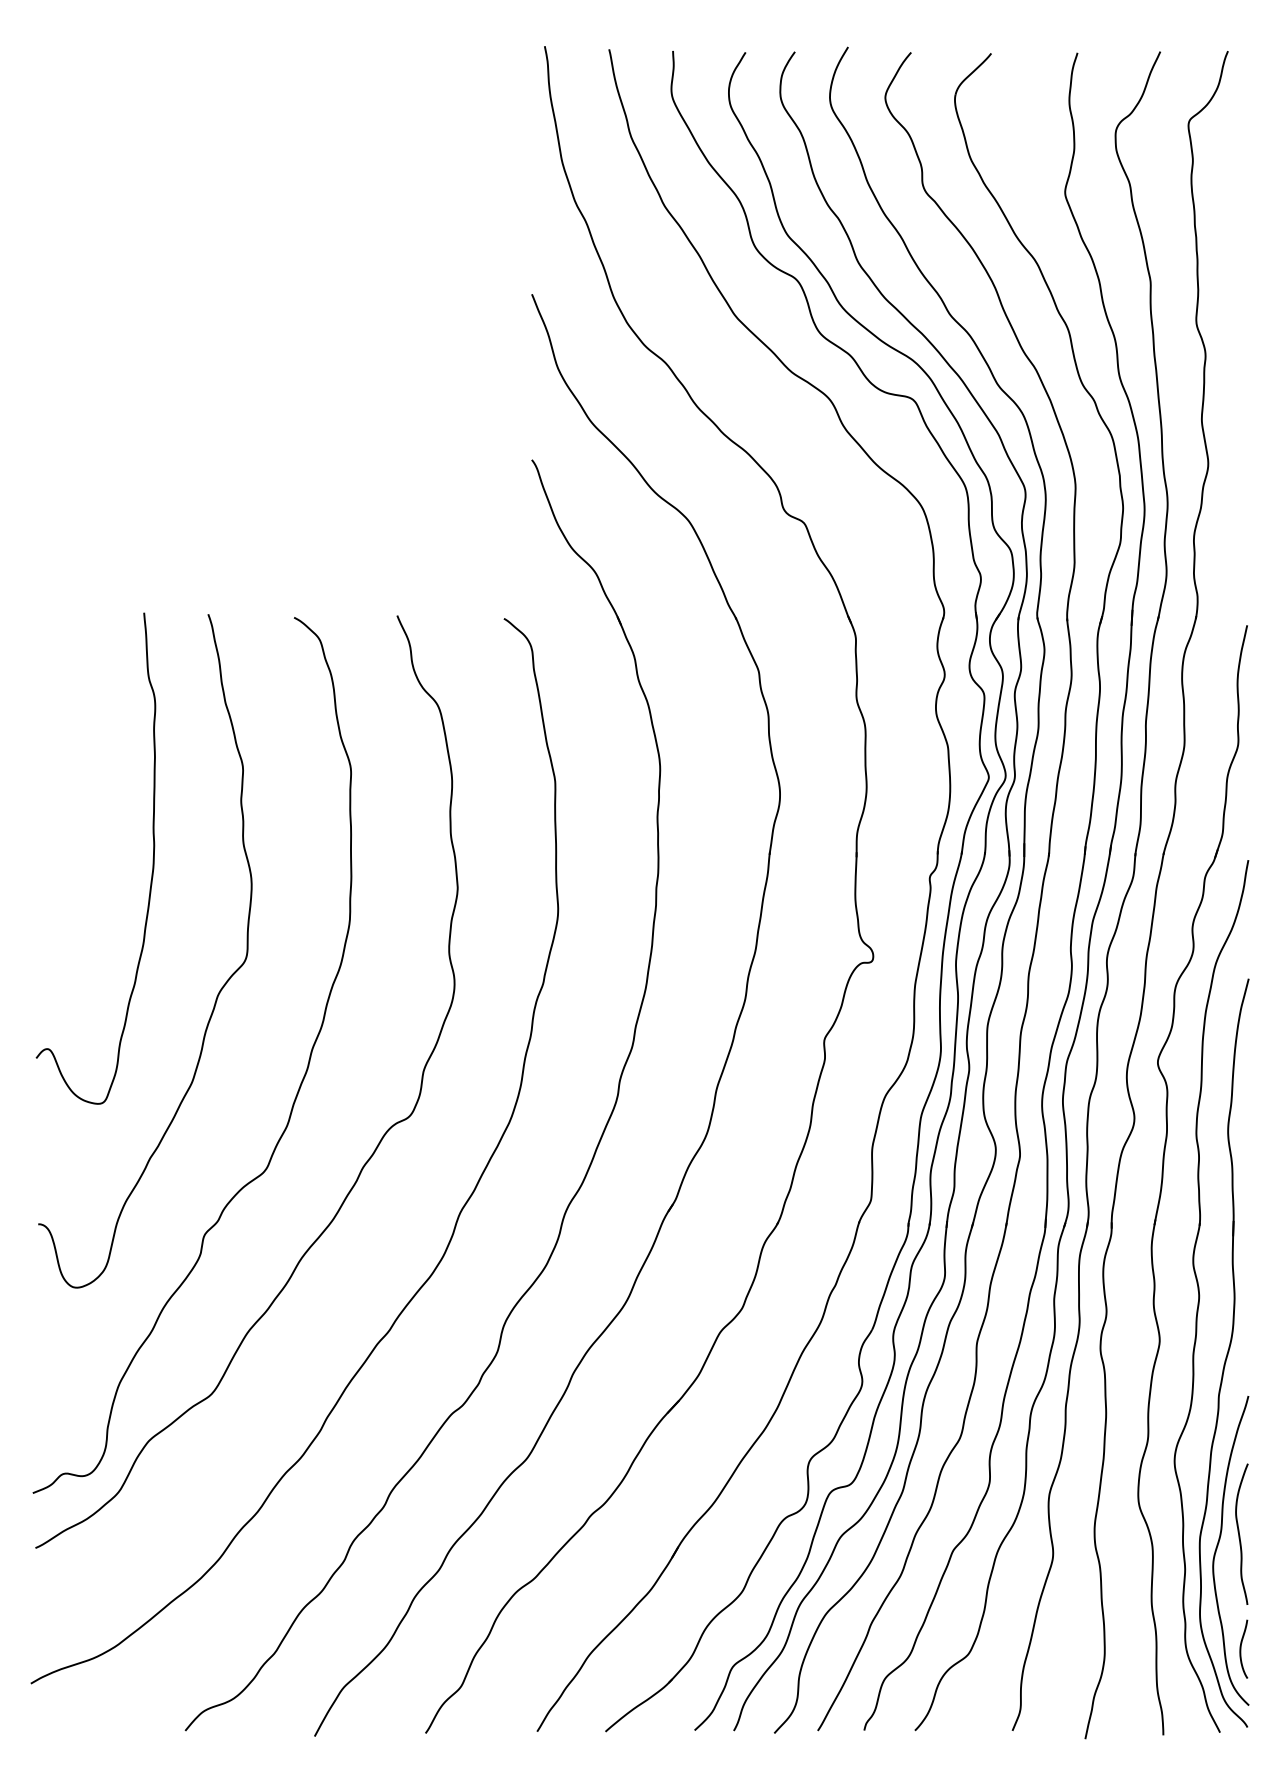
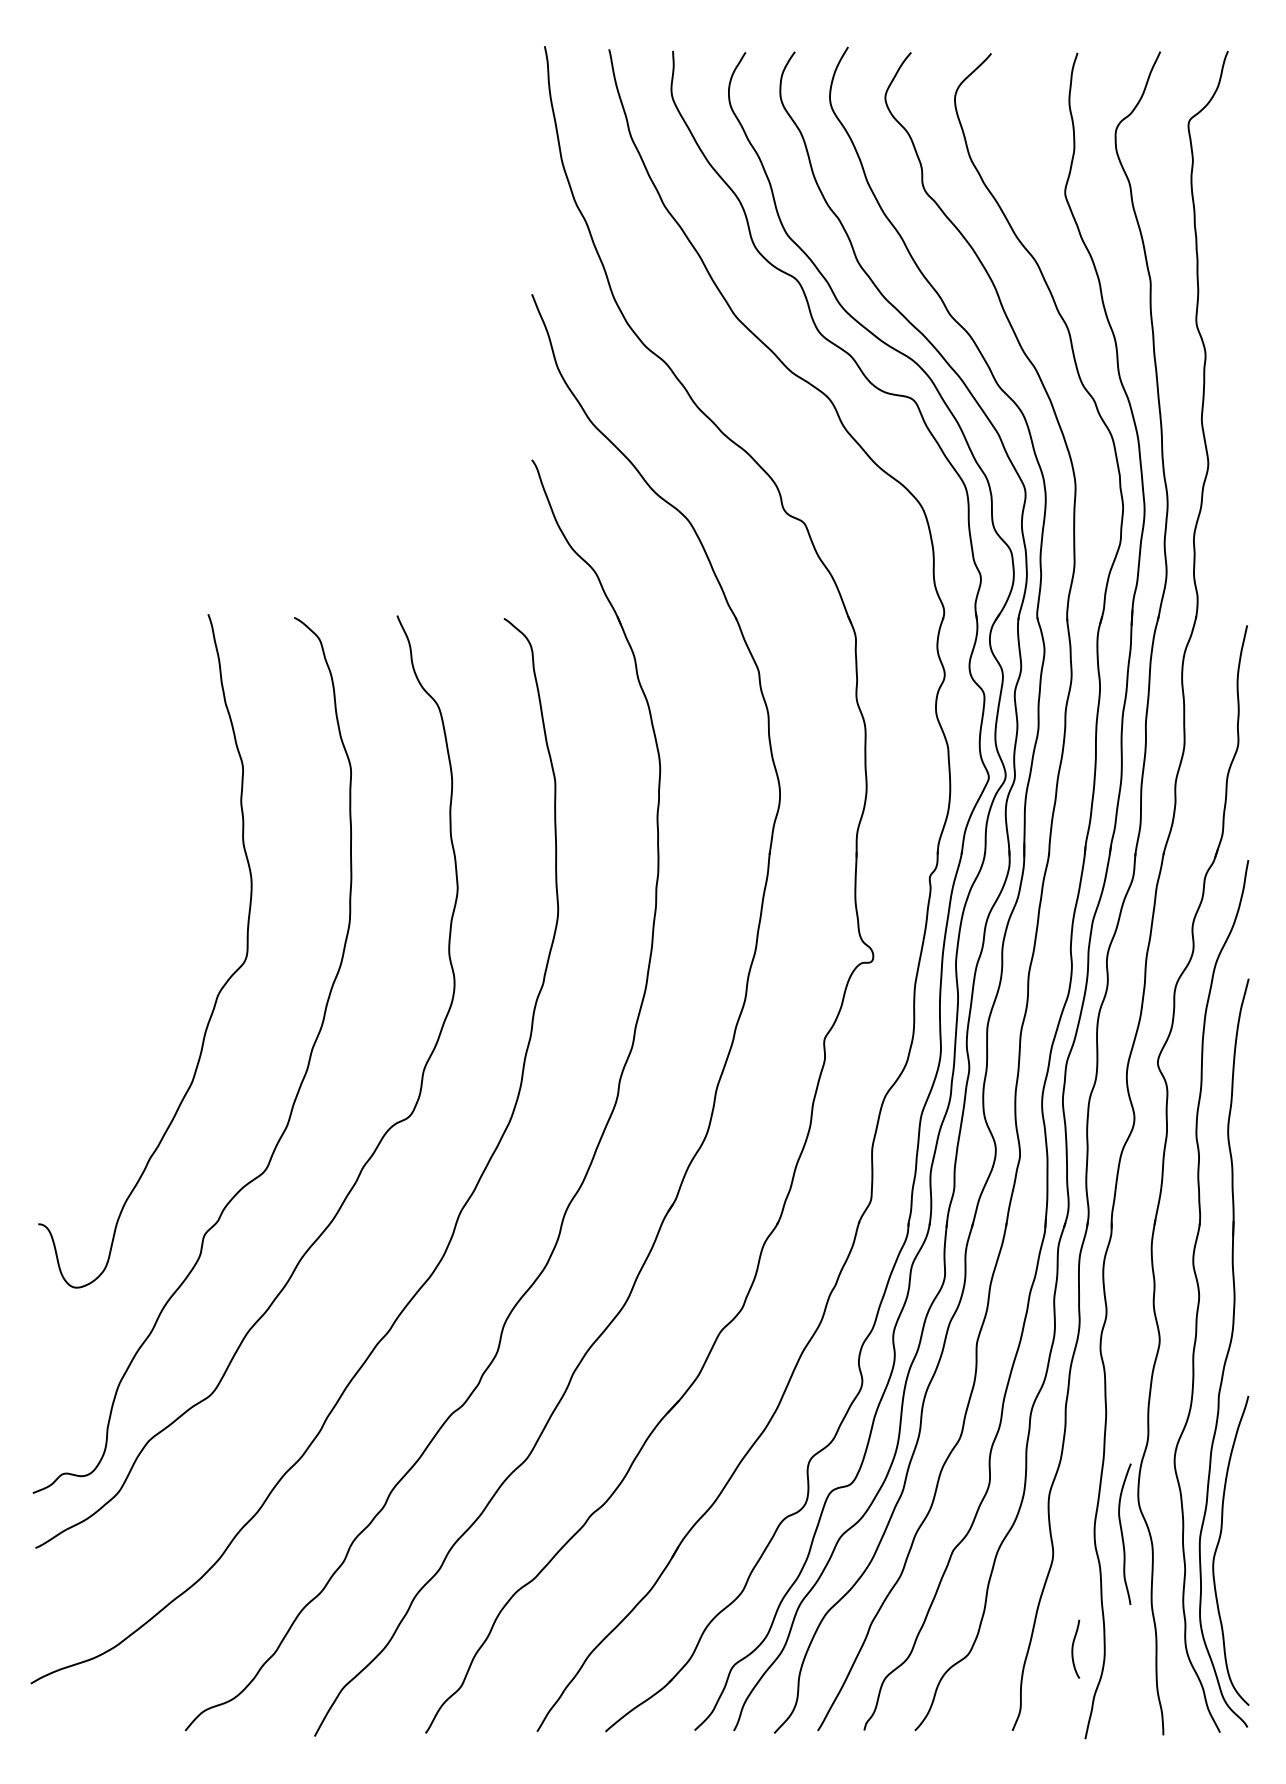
curve: present -> none (152, 858)
curve position: (1239, 1533) -> (1122, 1533) (1122, 1533)
curve position: (1241, 1648) -> (1073, 1648) (1073, 1648)
